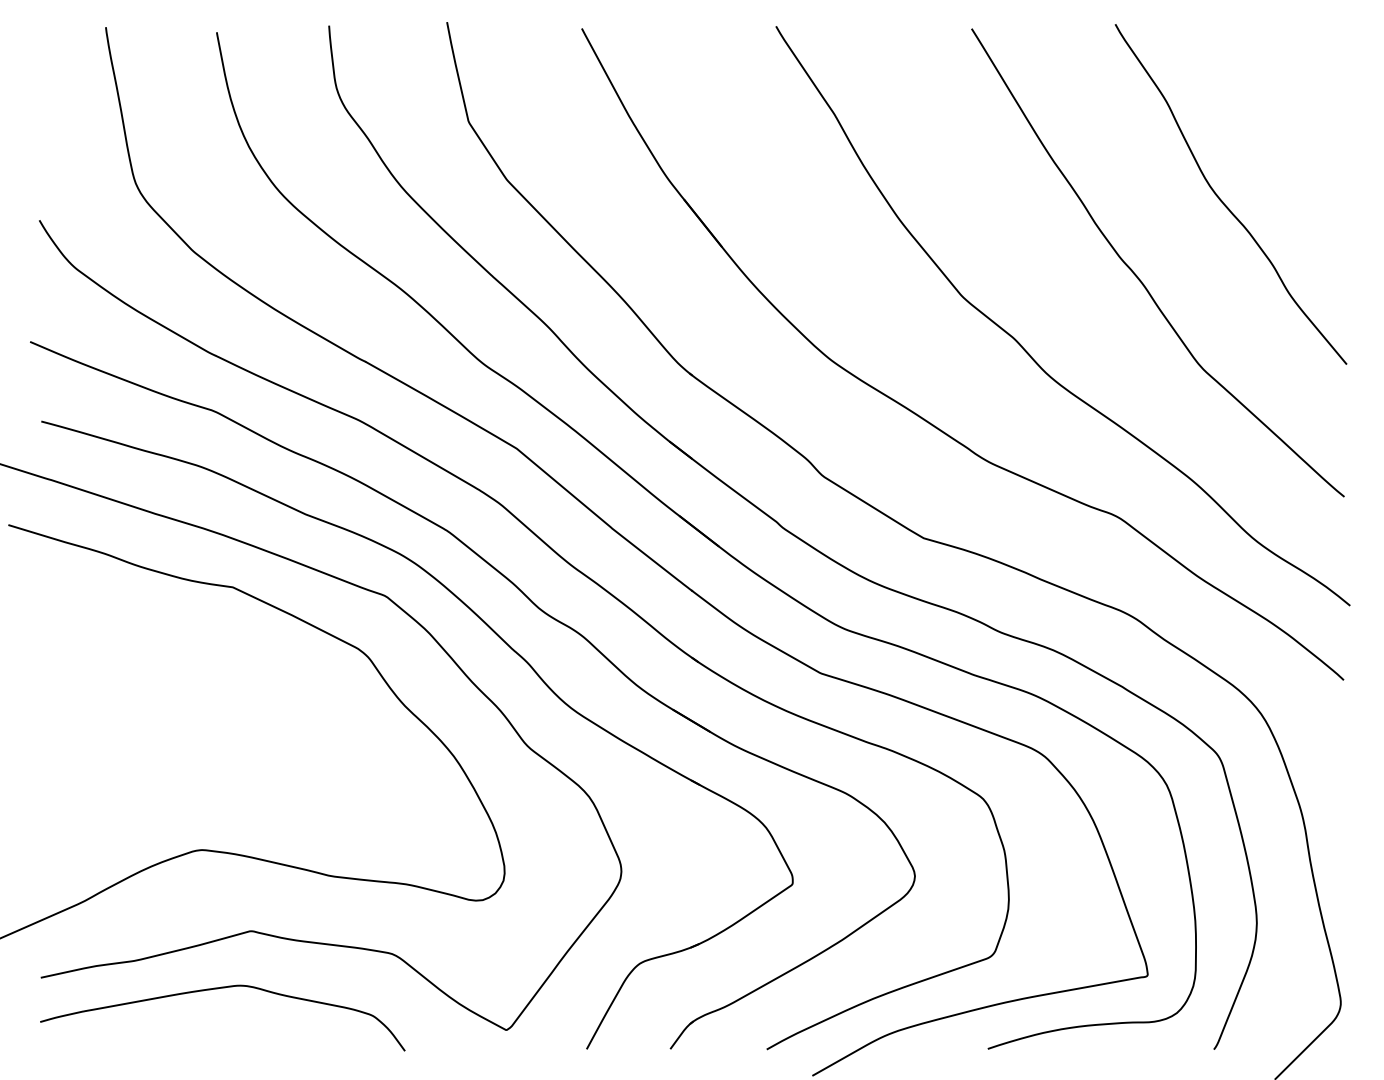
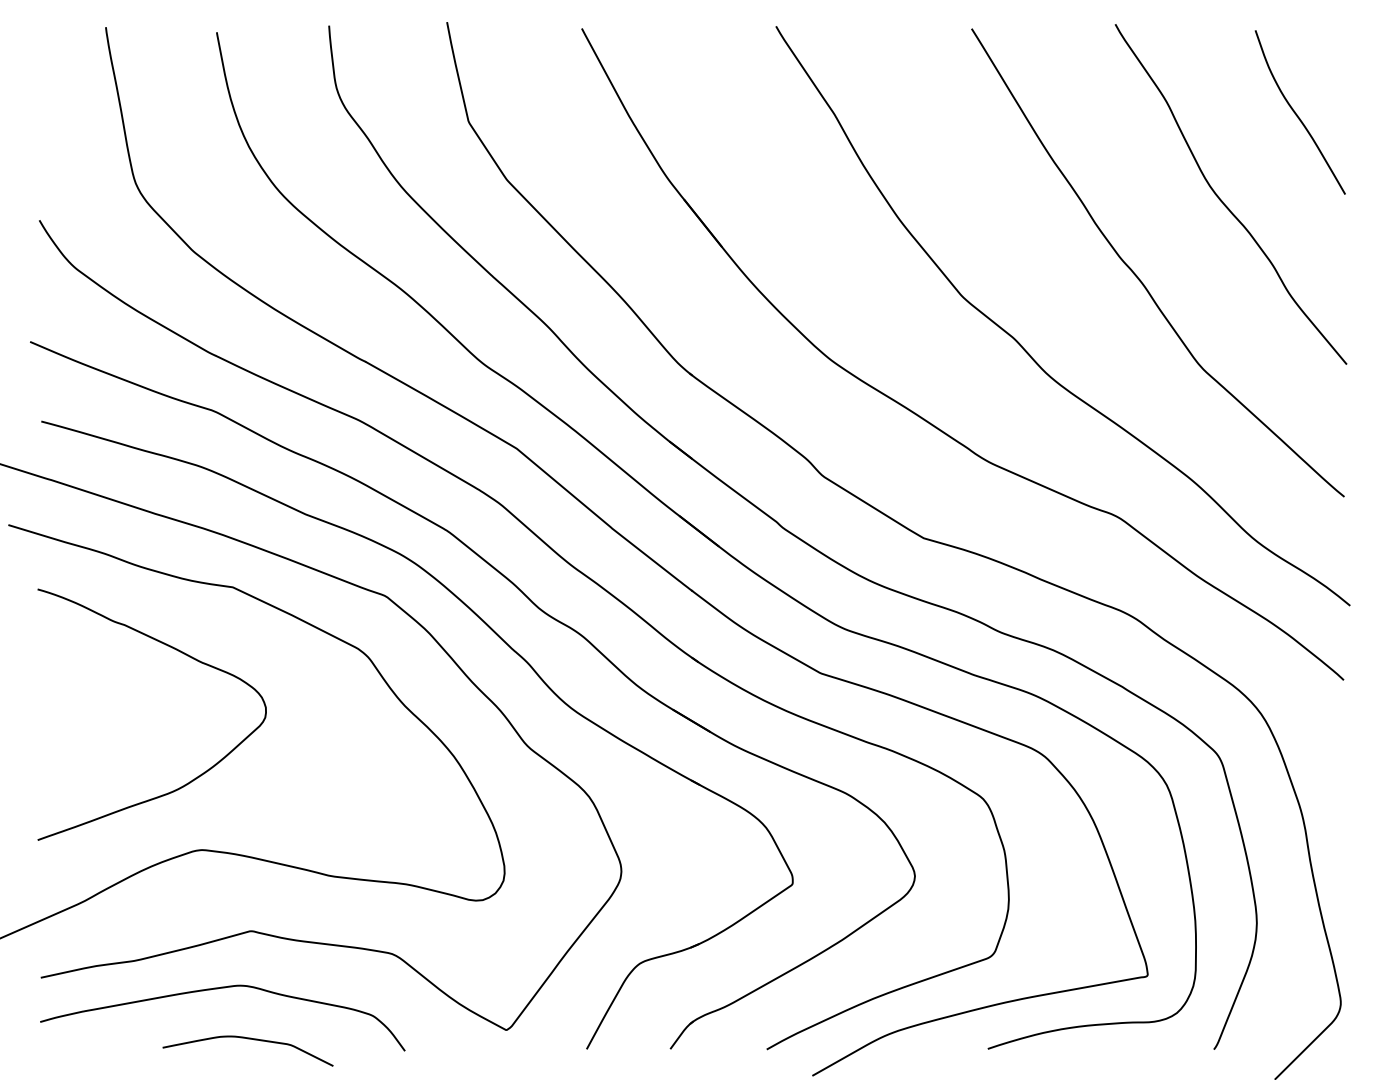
curve: none -> present (1297, 114)
curve: none -> present (181, 653)
curve: none -> present (247, 1039)
